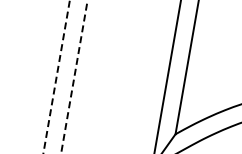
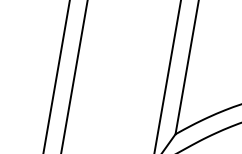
line: dashed -> solid (74, 76)
line: dashed -> solid (56, 77)
